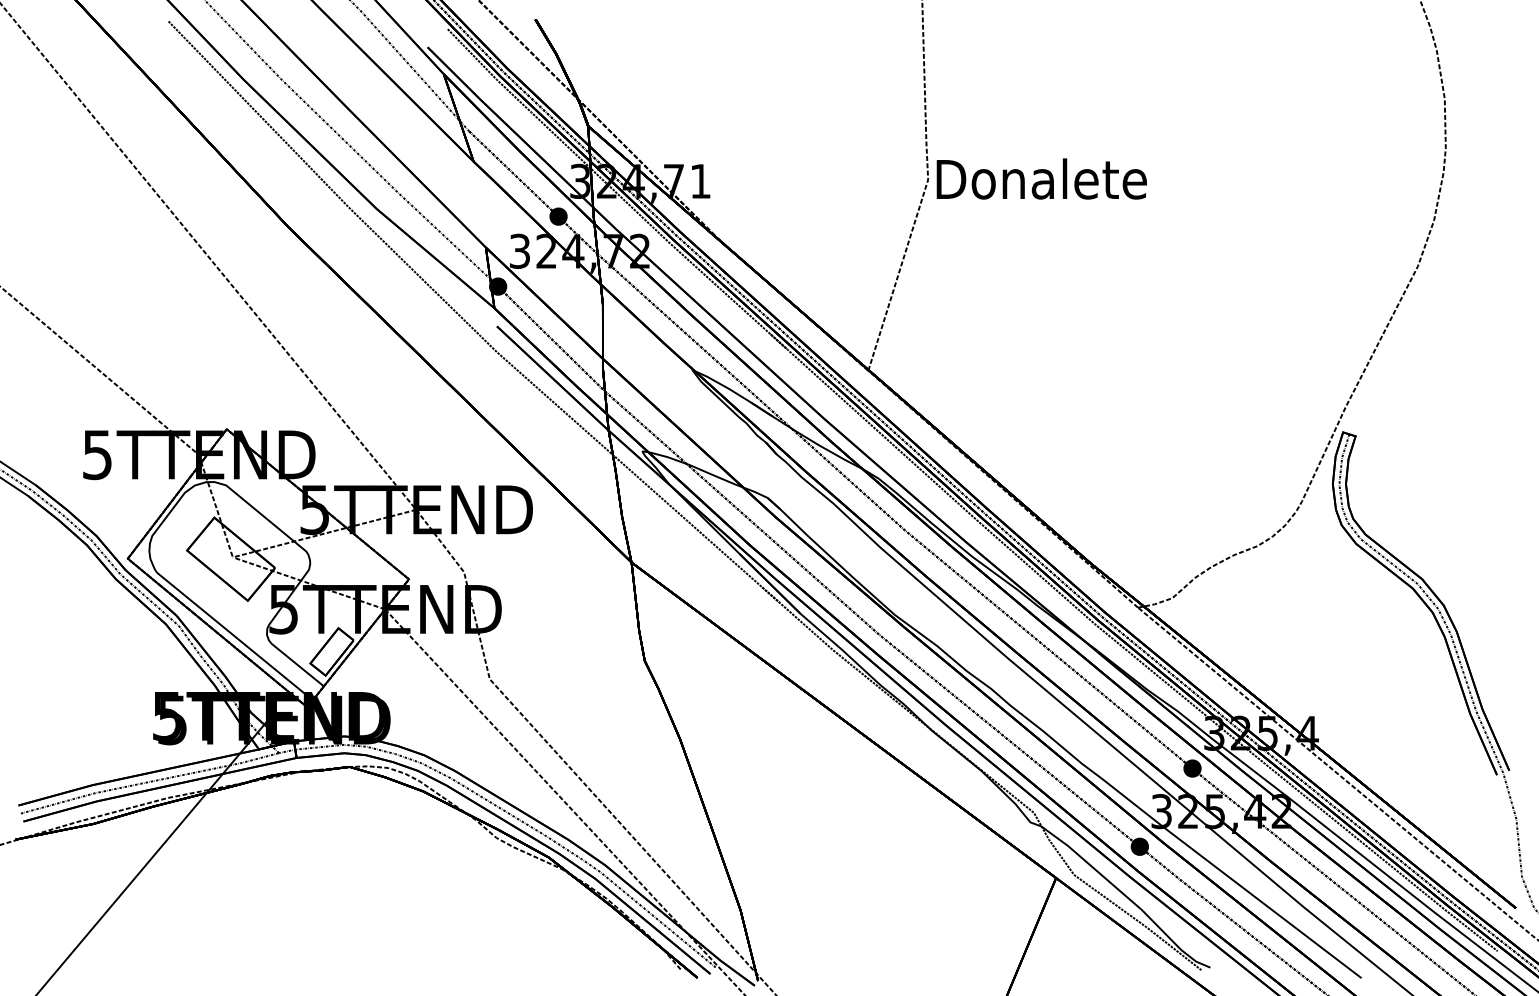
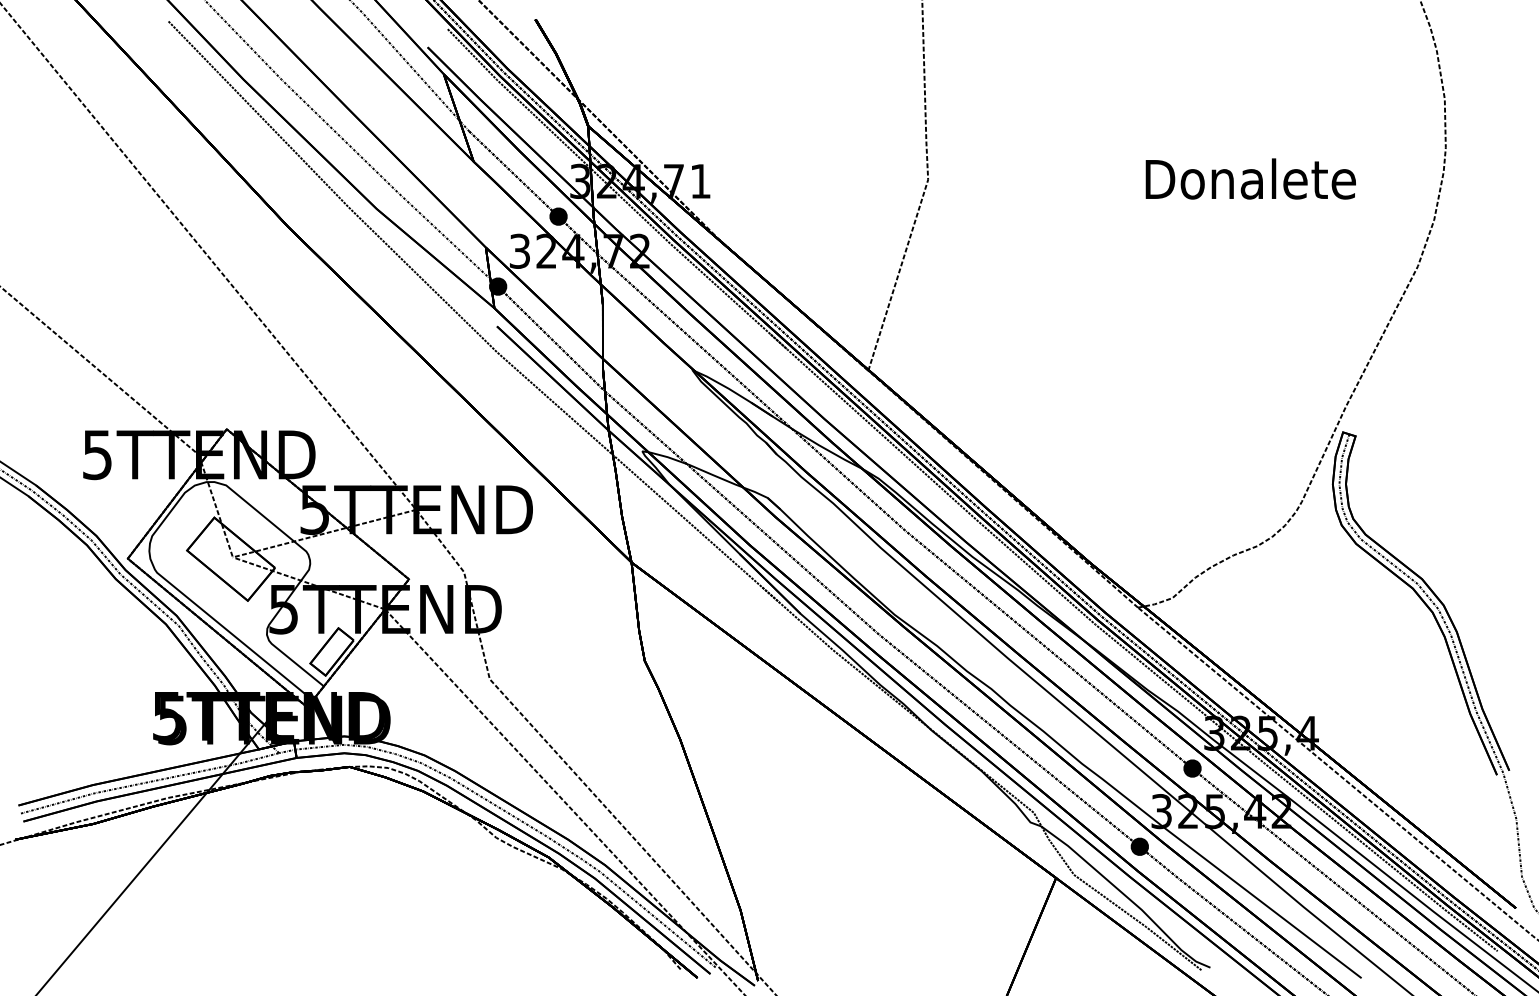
text position: (1041, 178) -> (1250, 178) (1250, 178)
